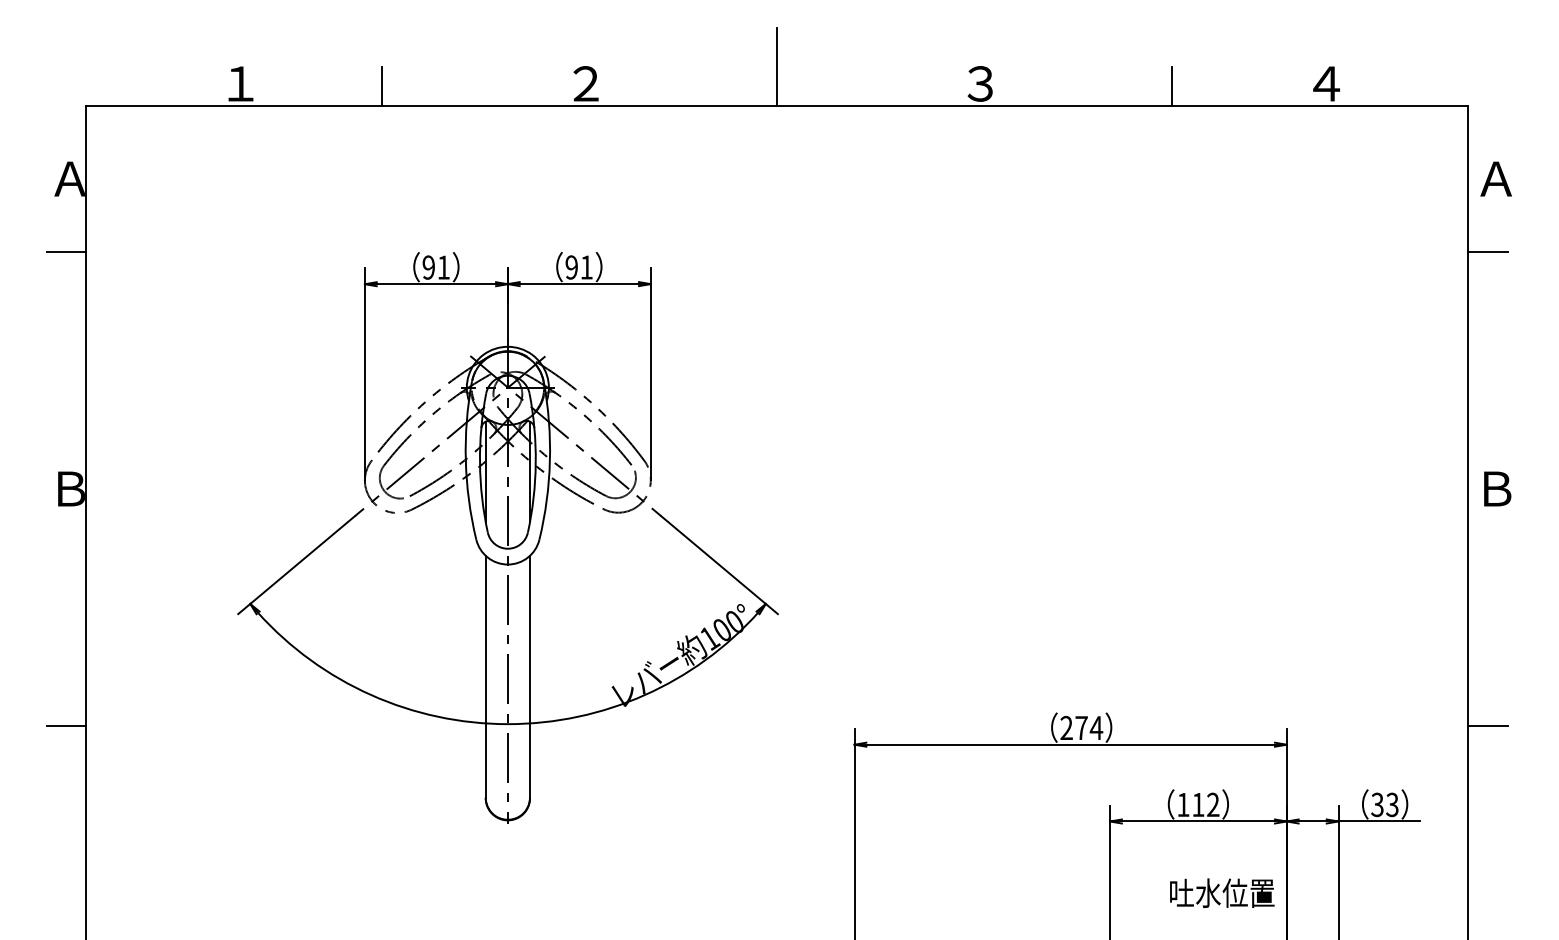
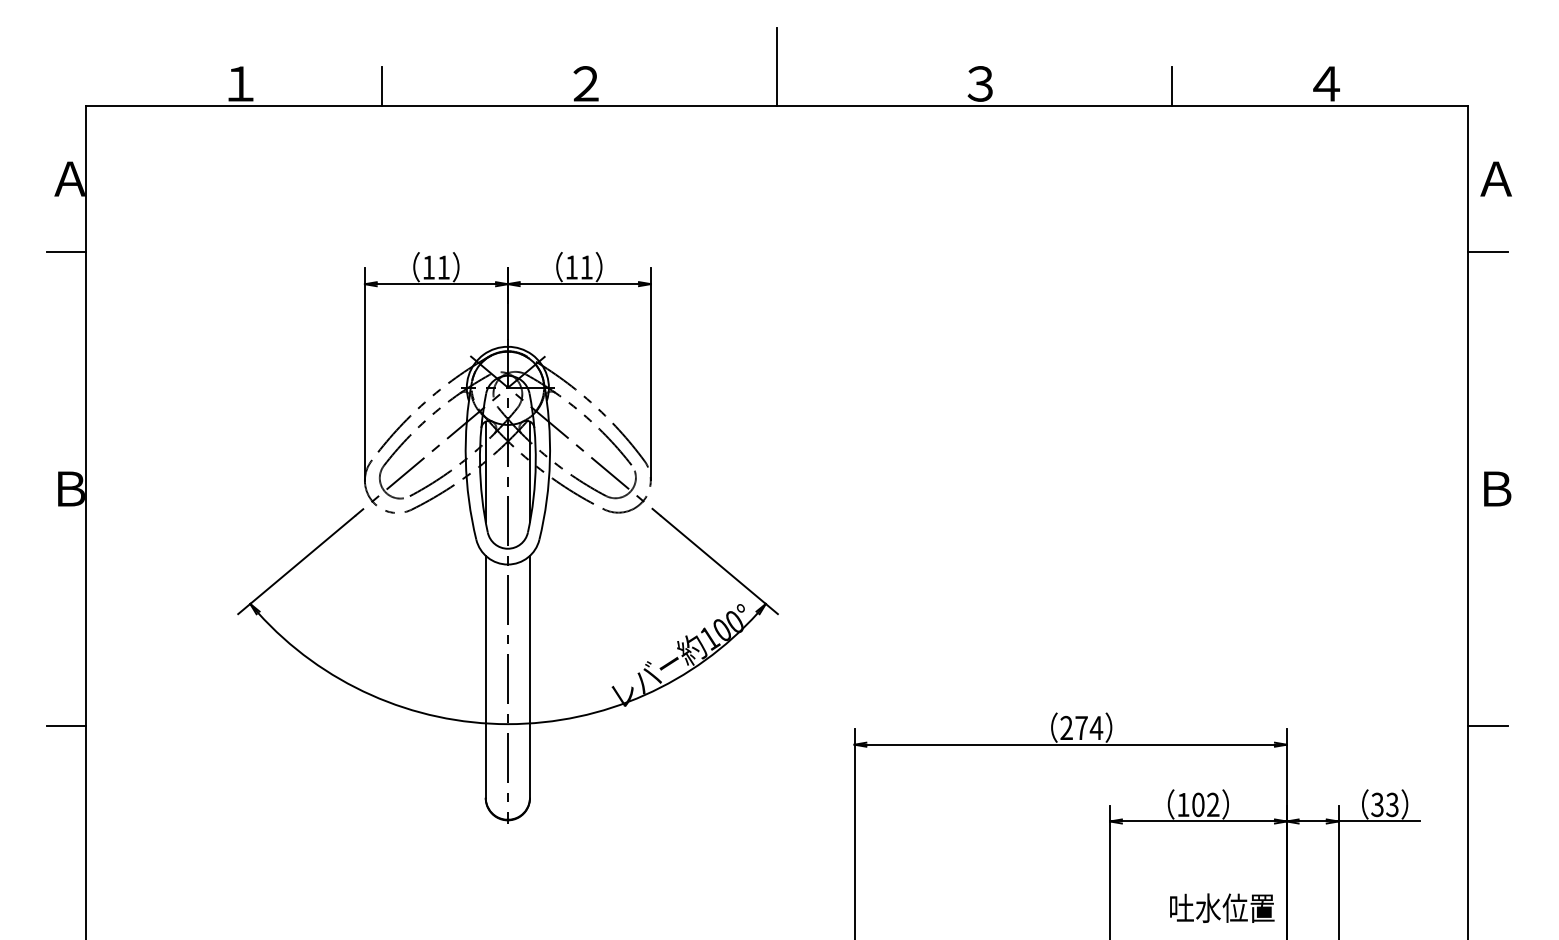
text: 91 -> 11 (428, 267)
text: 91 -> 11 (571, 267)
text: 112 -> 102 (1198, 804)
text position: (1222, 892) -> (1222, 907) (1222, 907)
